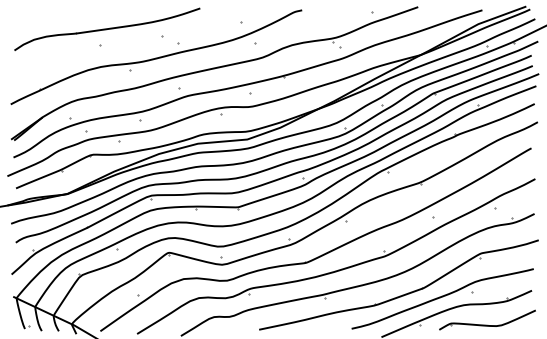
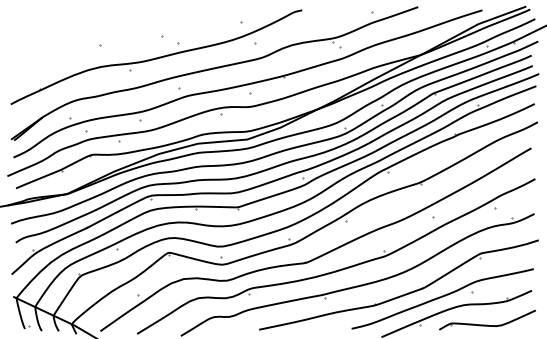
part: present -> none (107, 29)
